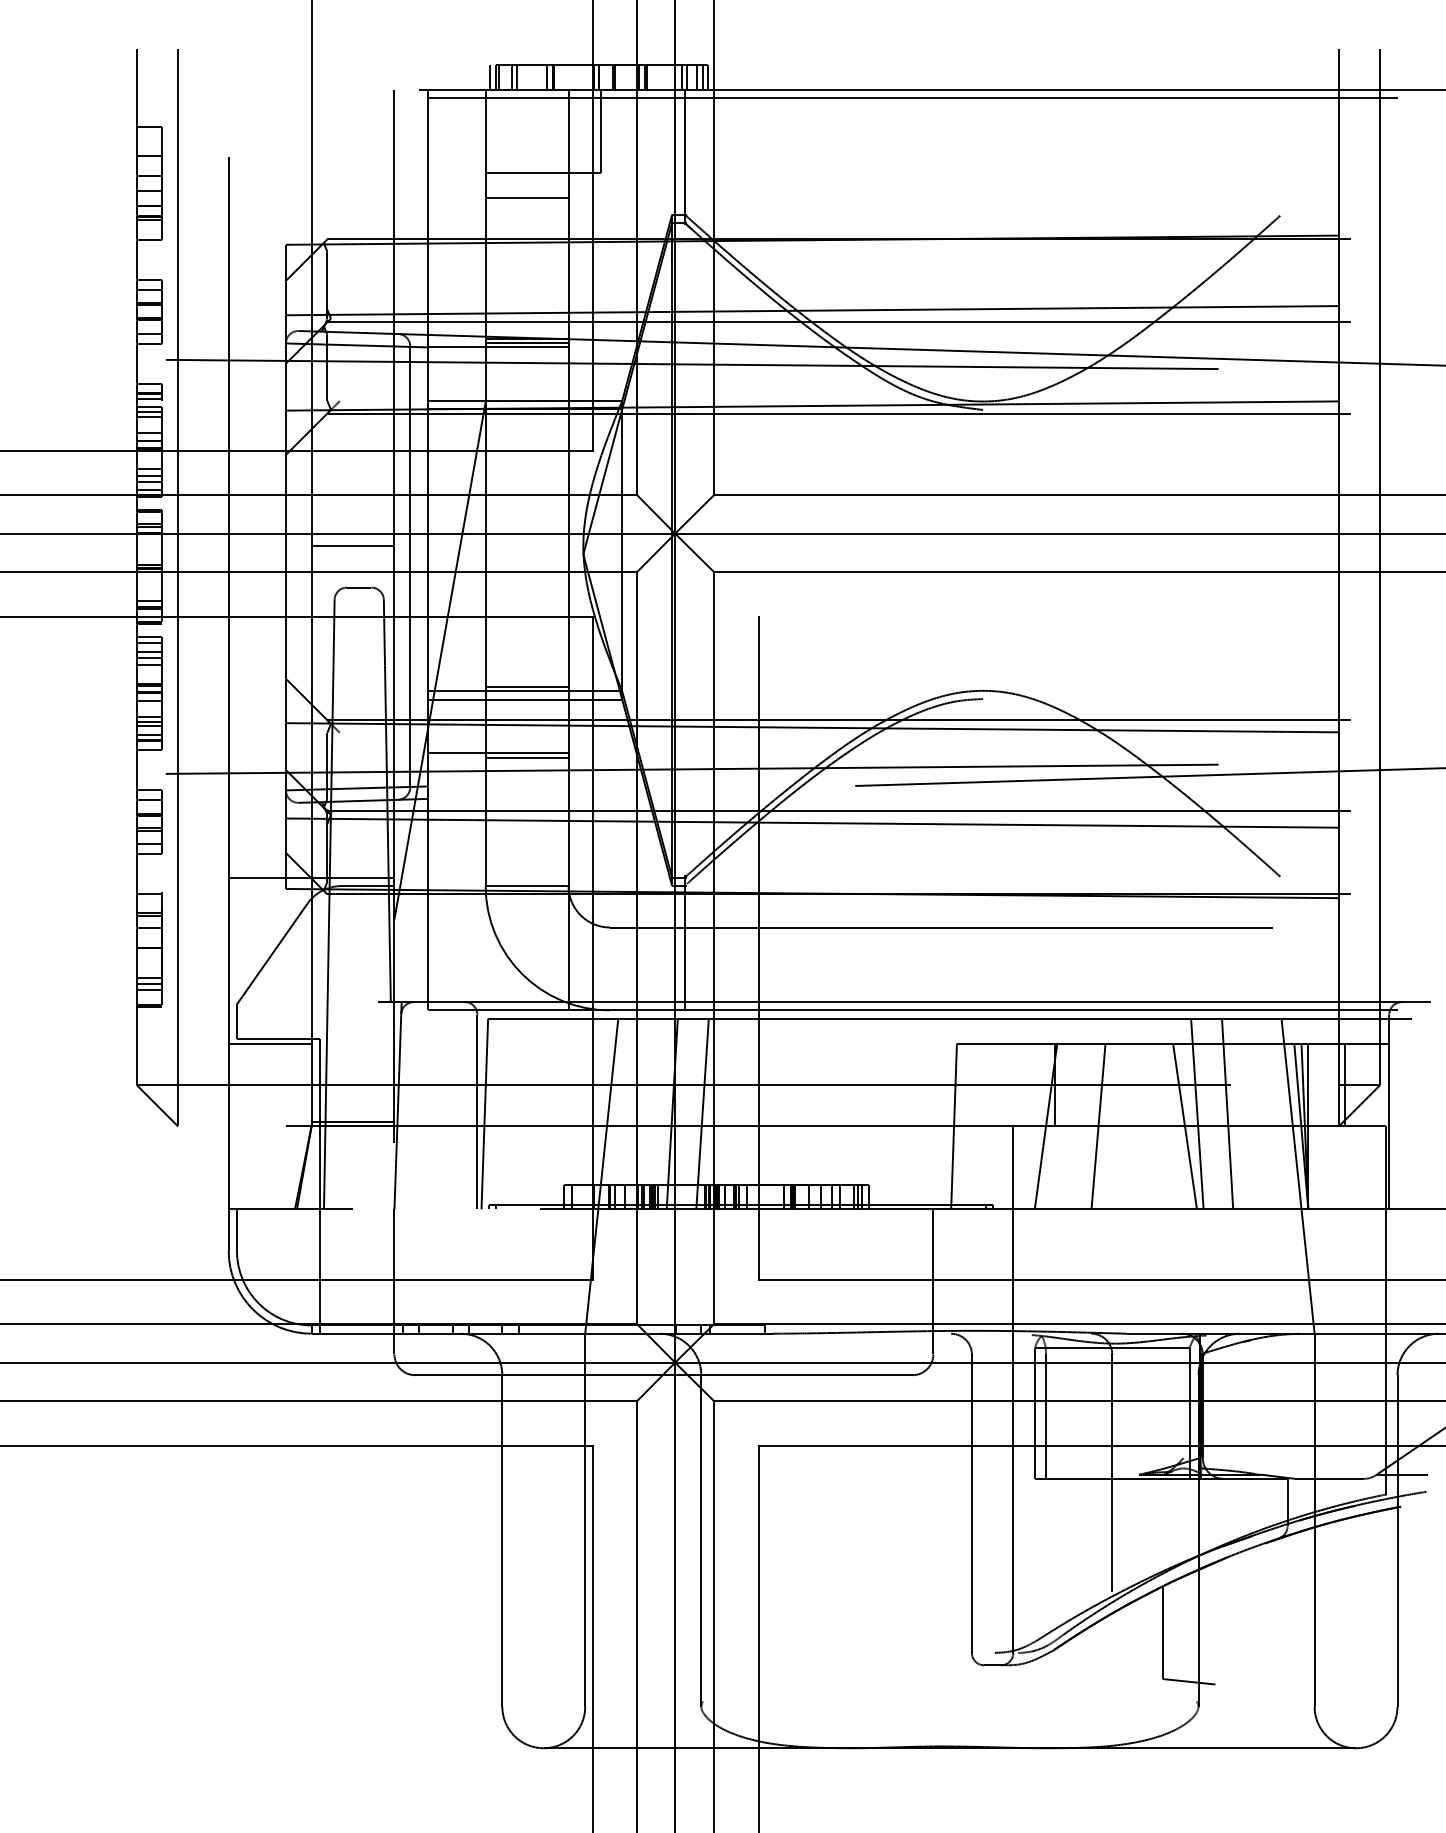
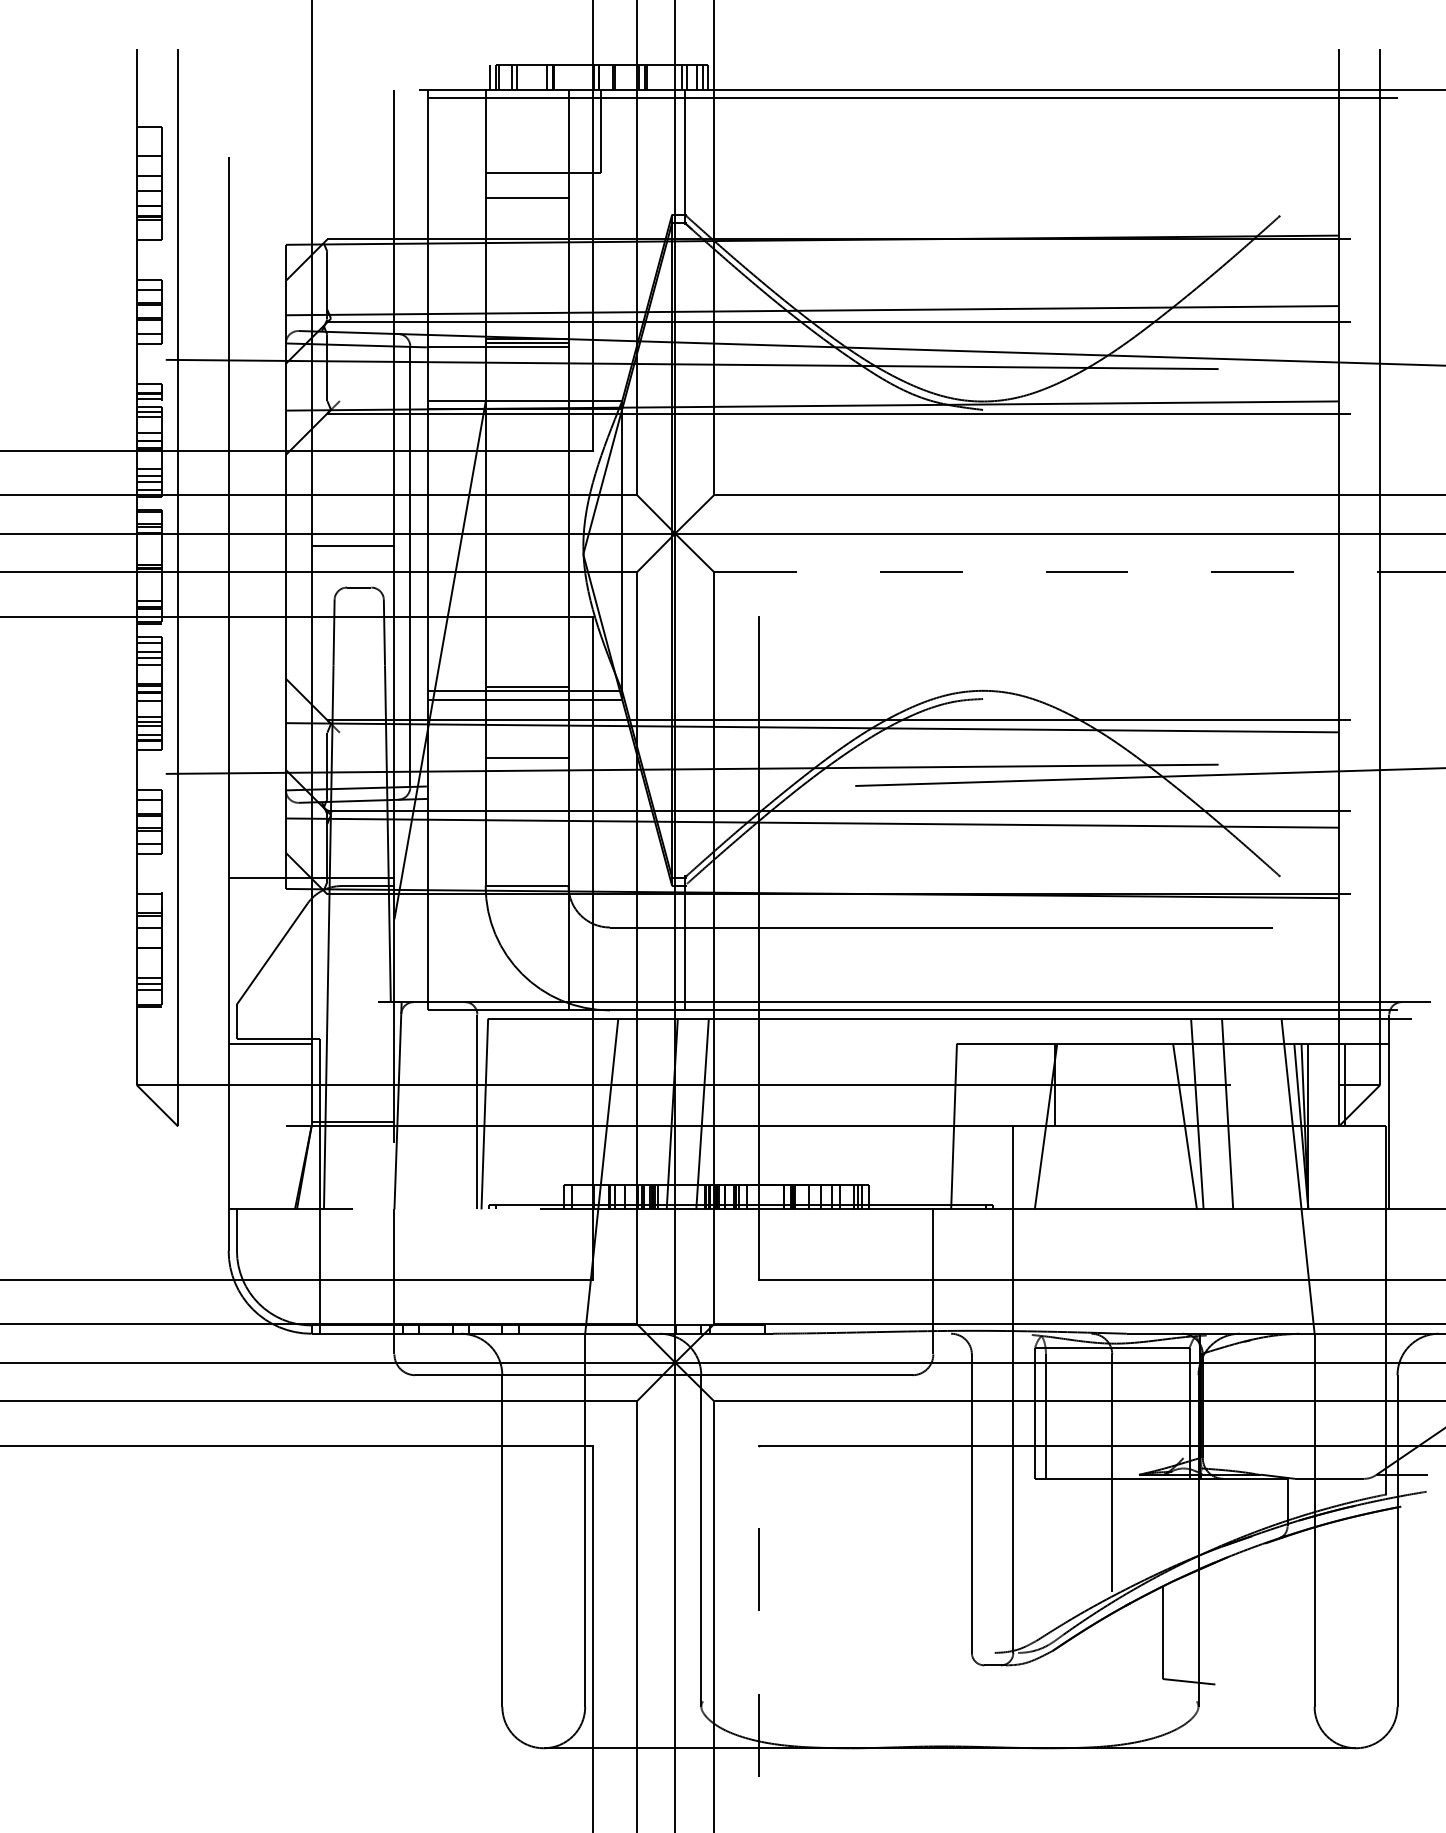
line: solid -> dashed (1079, 571)
line: present -> none (497, 753)
line: present -> none (1098, 1126)
line: solid -> dashed (758, 1638)
